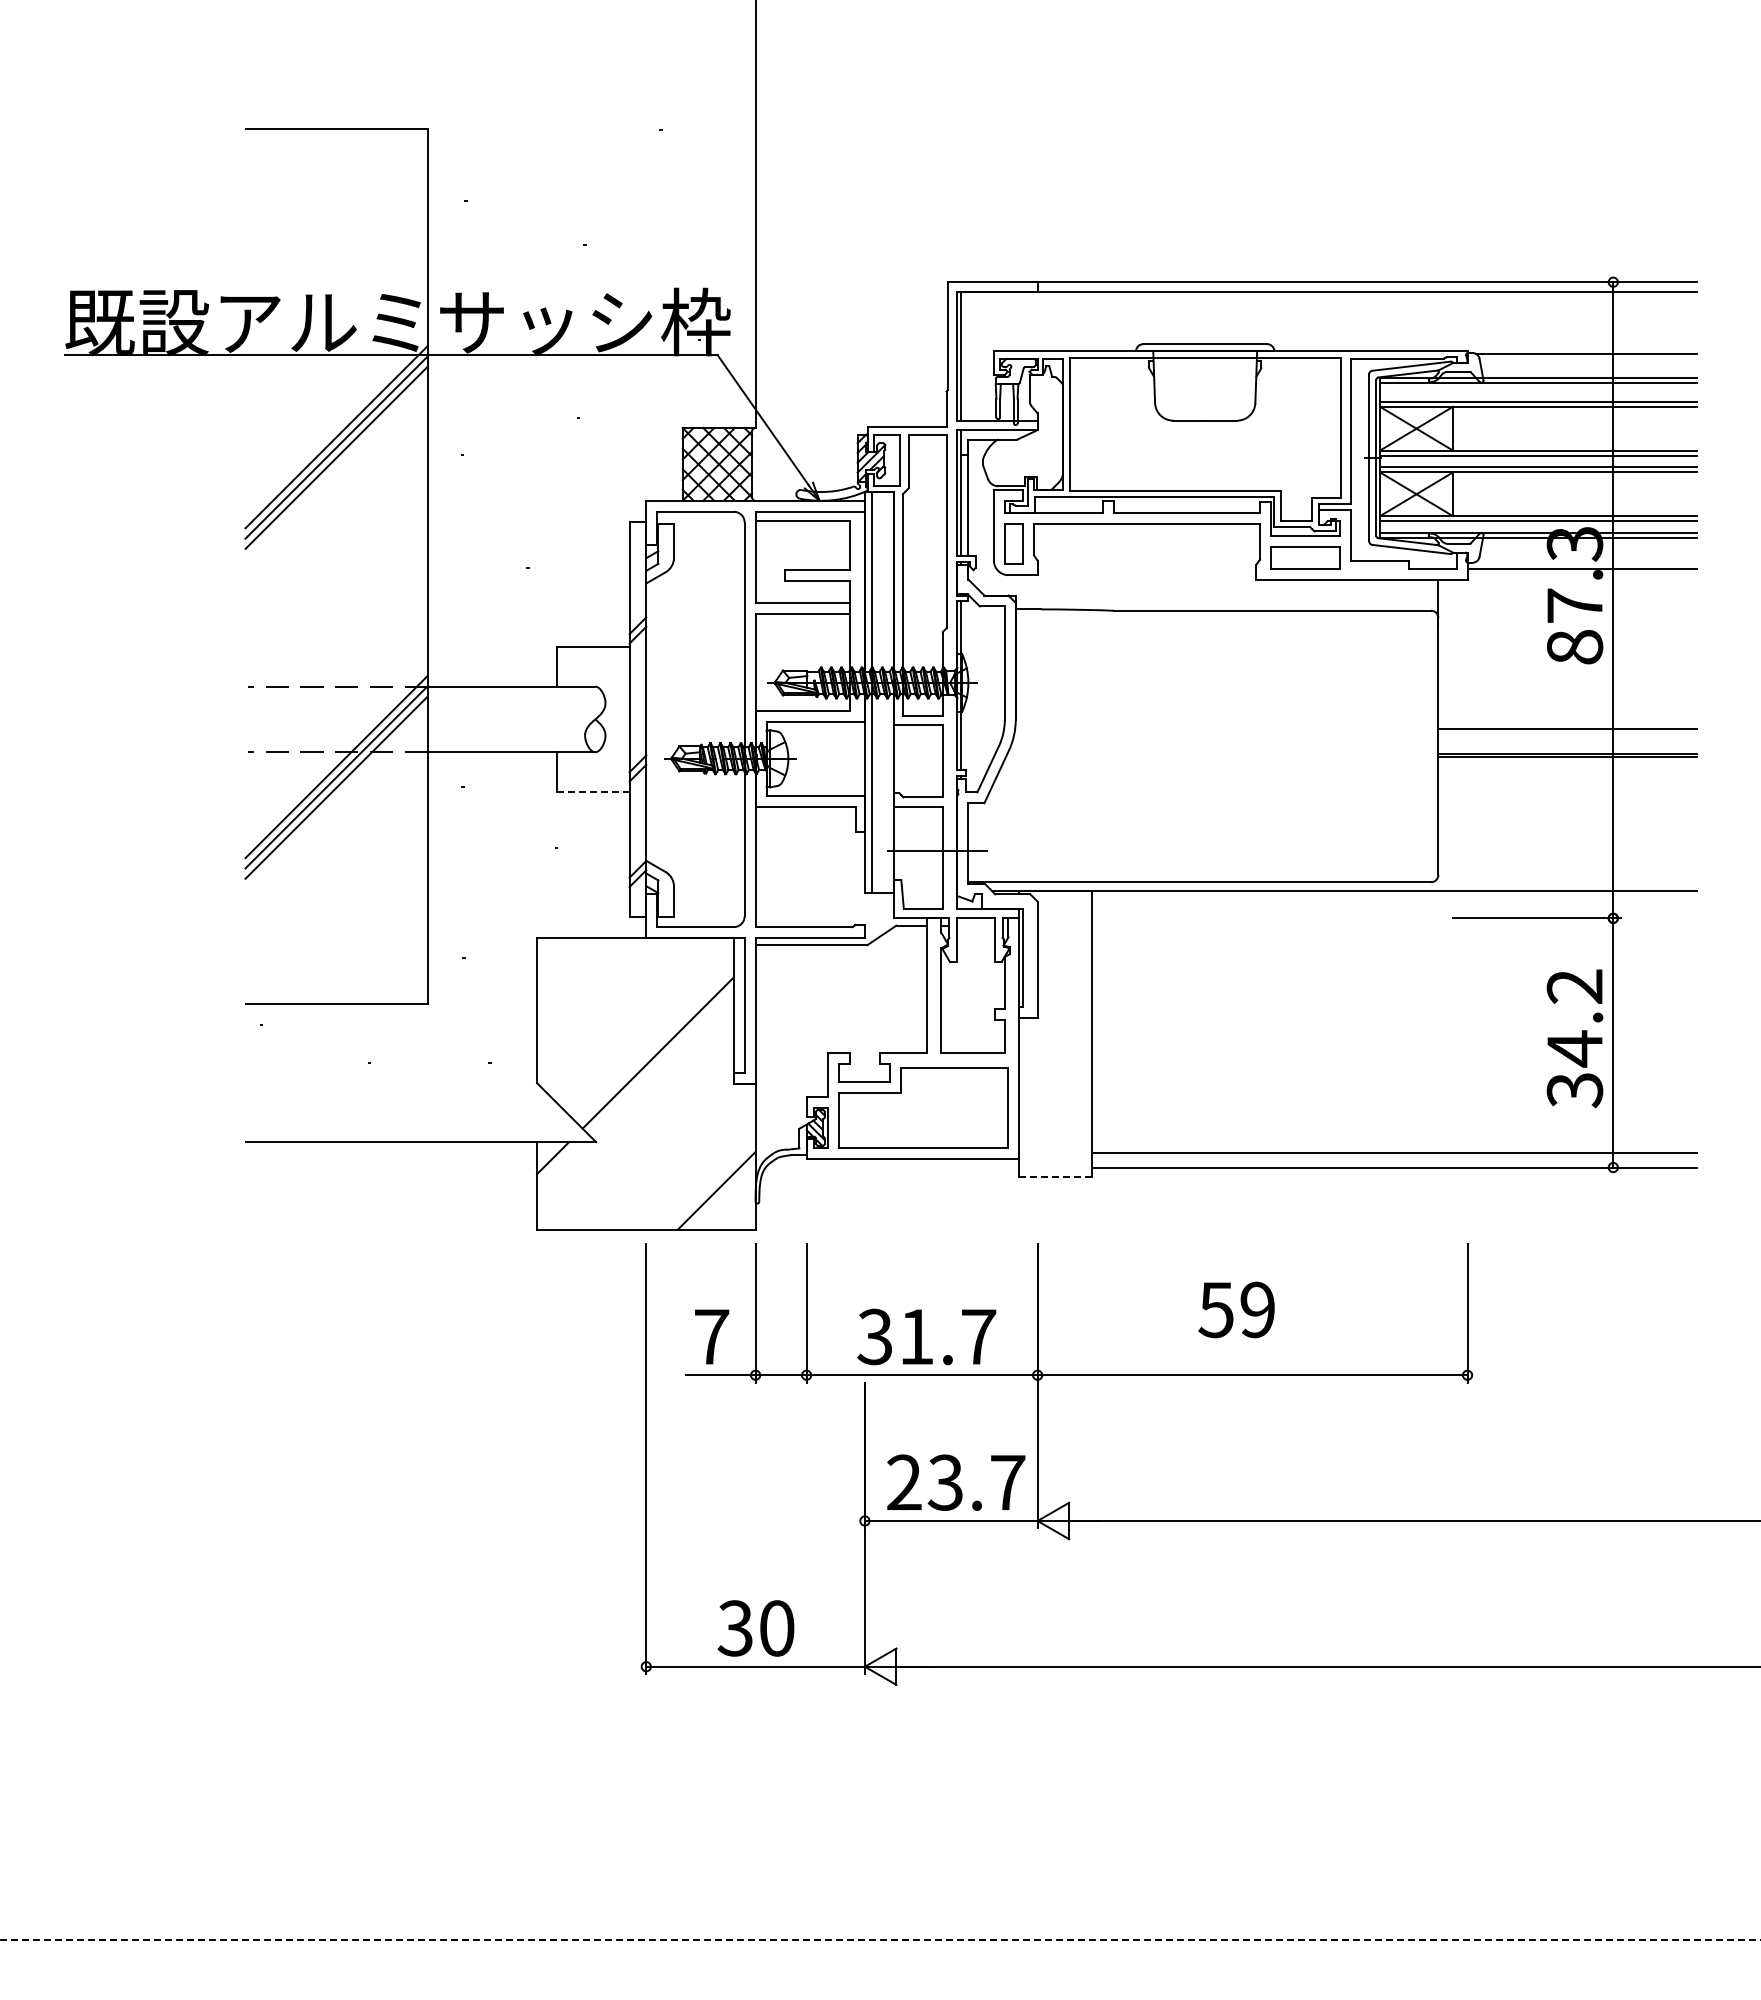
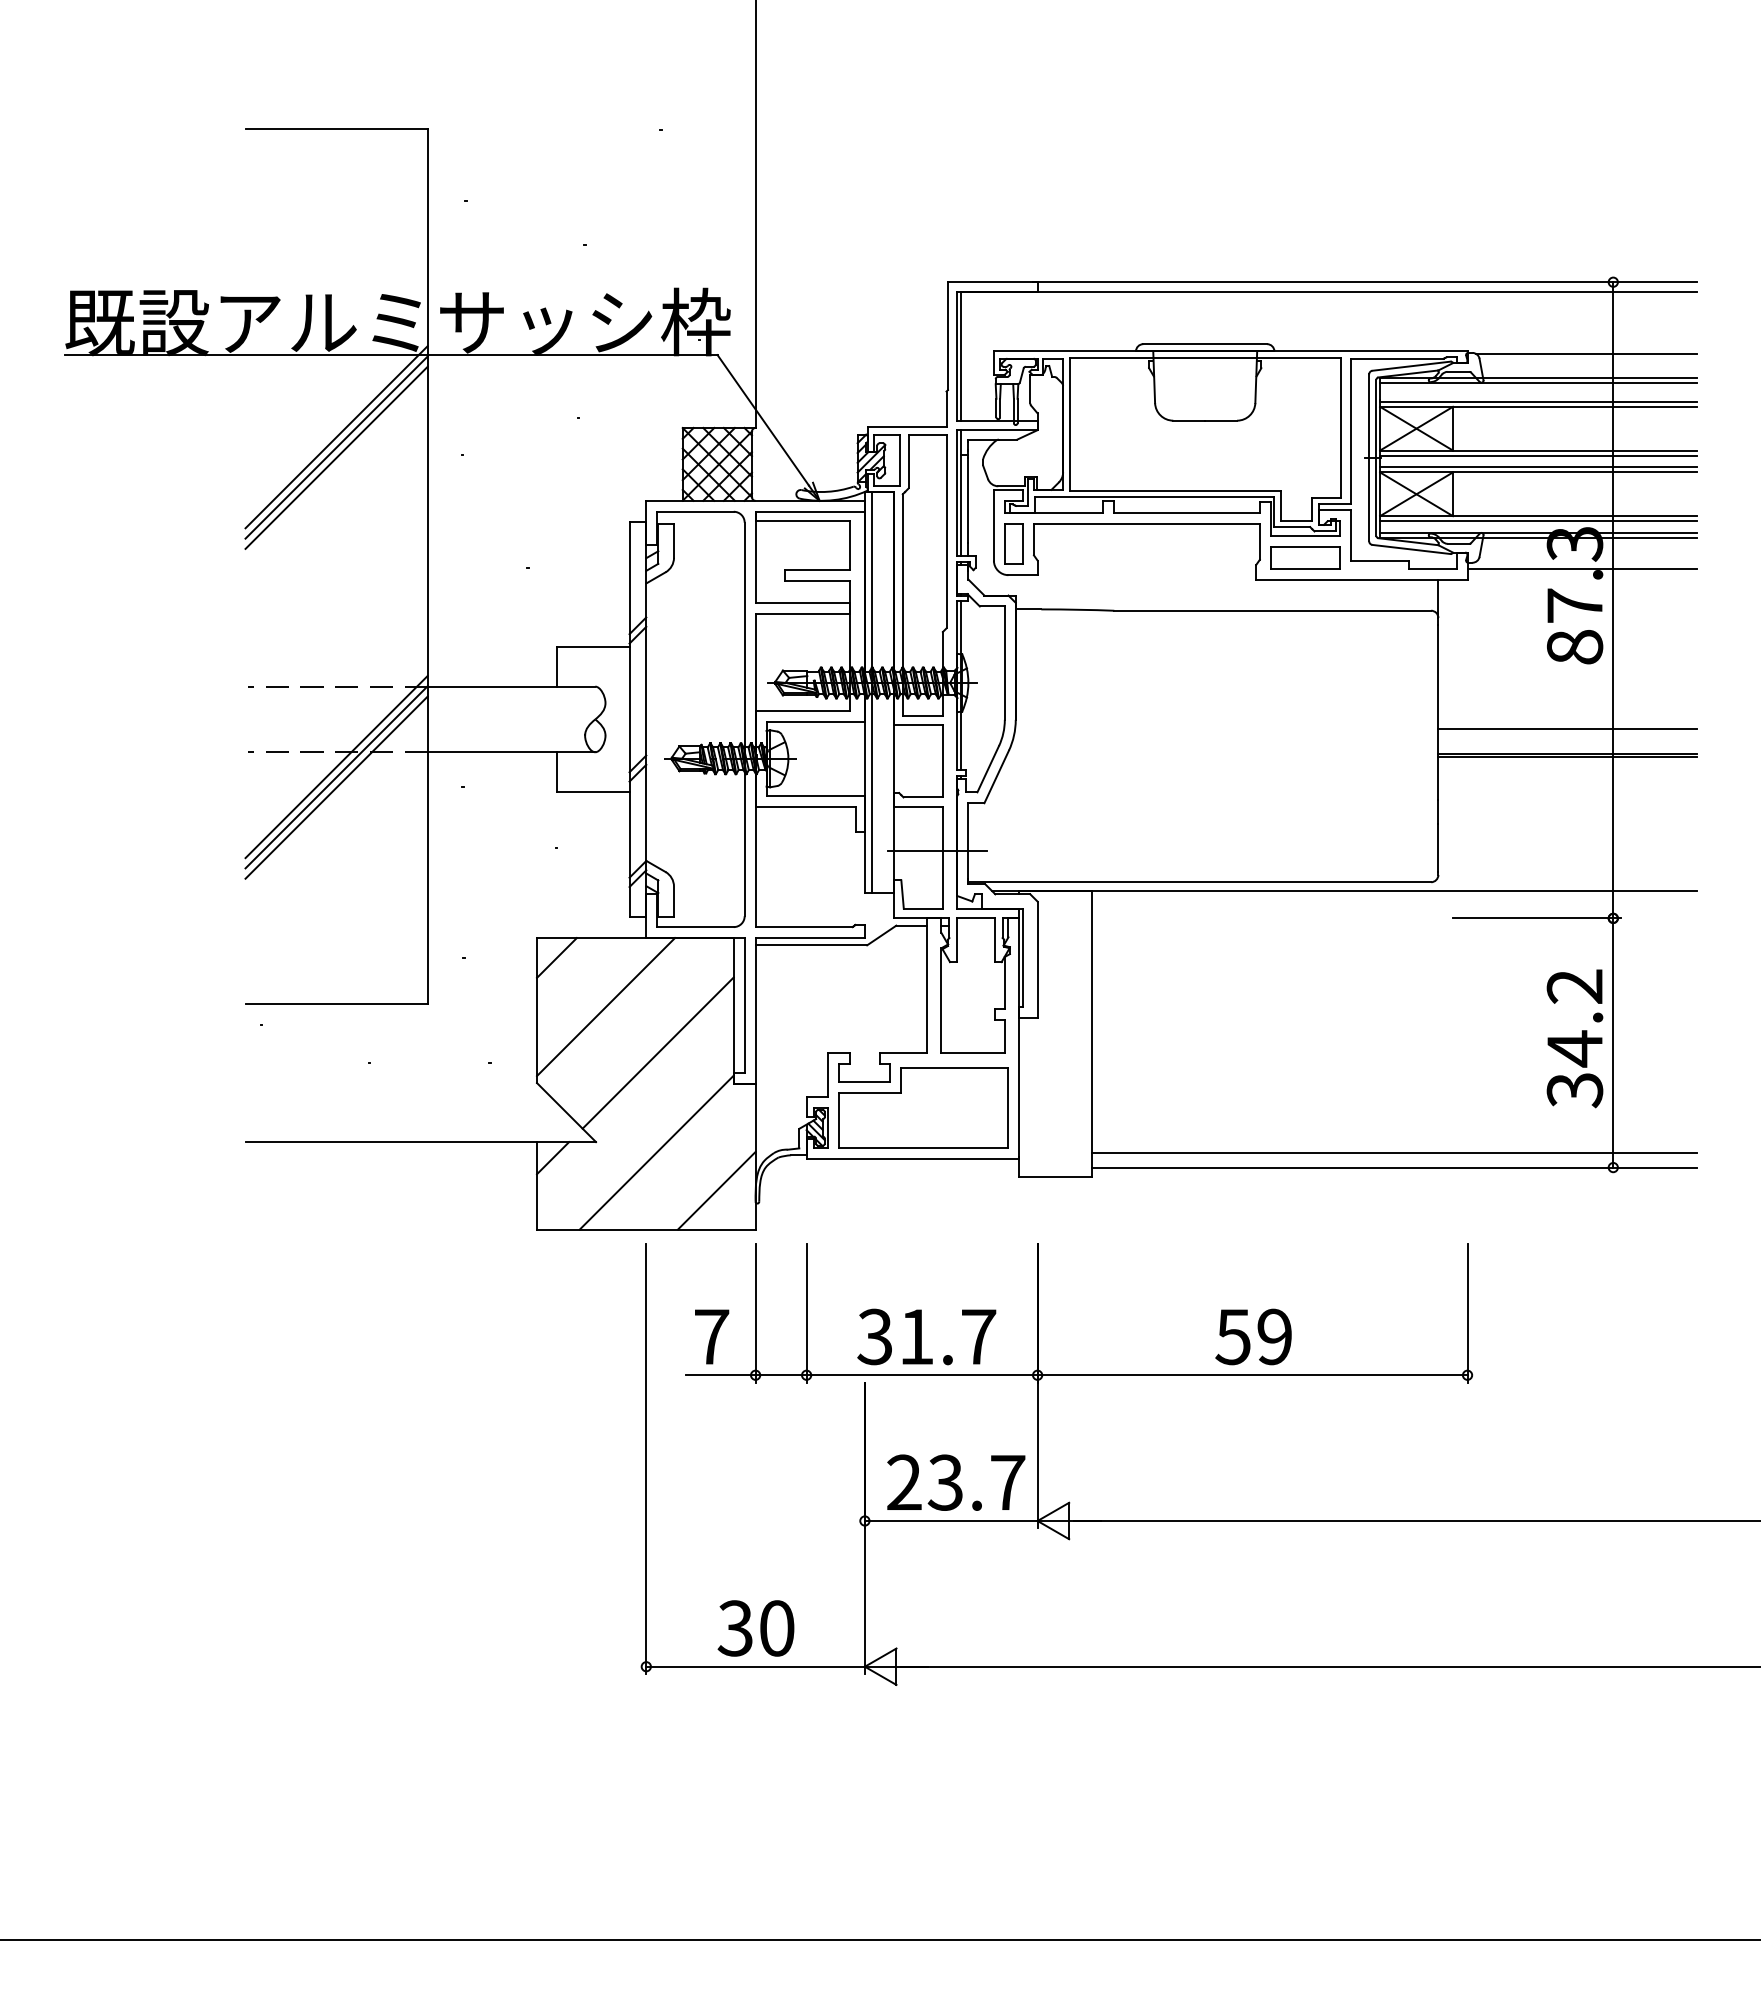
line: dashed -> solid (593, 792)
line: none -> present (556, 957)
line: none -> present (606, 1007)
line: none -> present (656, 1152)
line: dashed -> solid (1056, 1176)
text position: (1236, 1309) -> (1253, 1336) (1253, 1336)
line: dashed -> solid (880, 1940)
